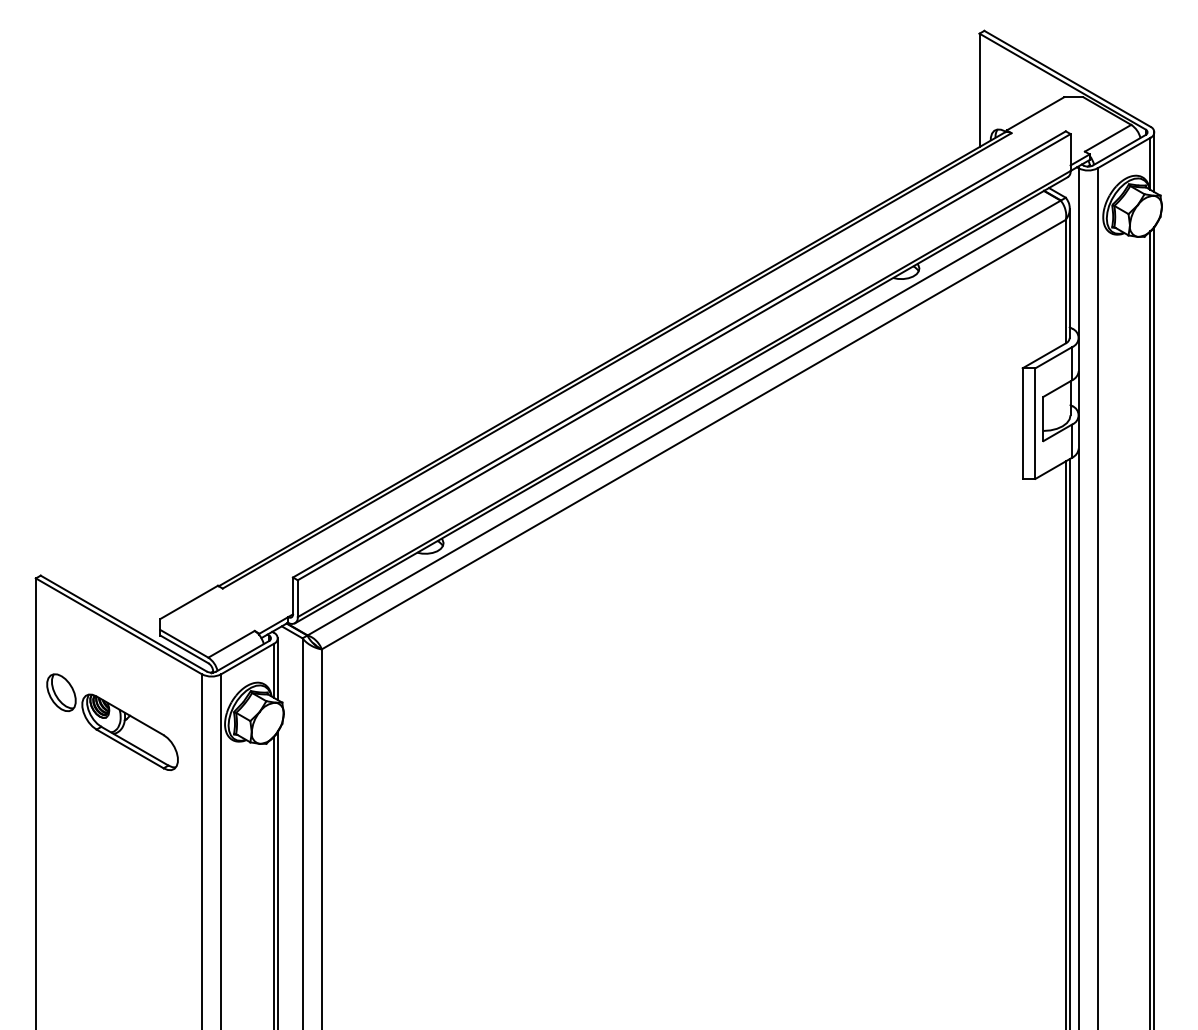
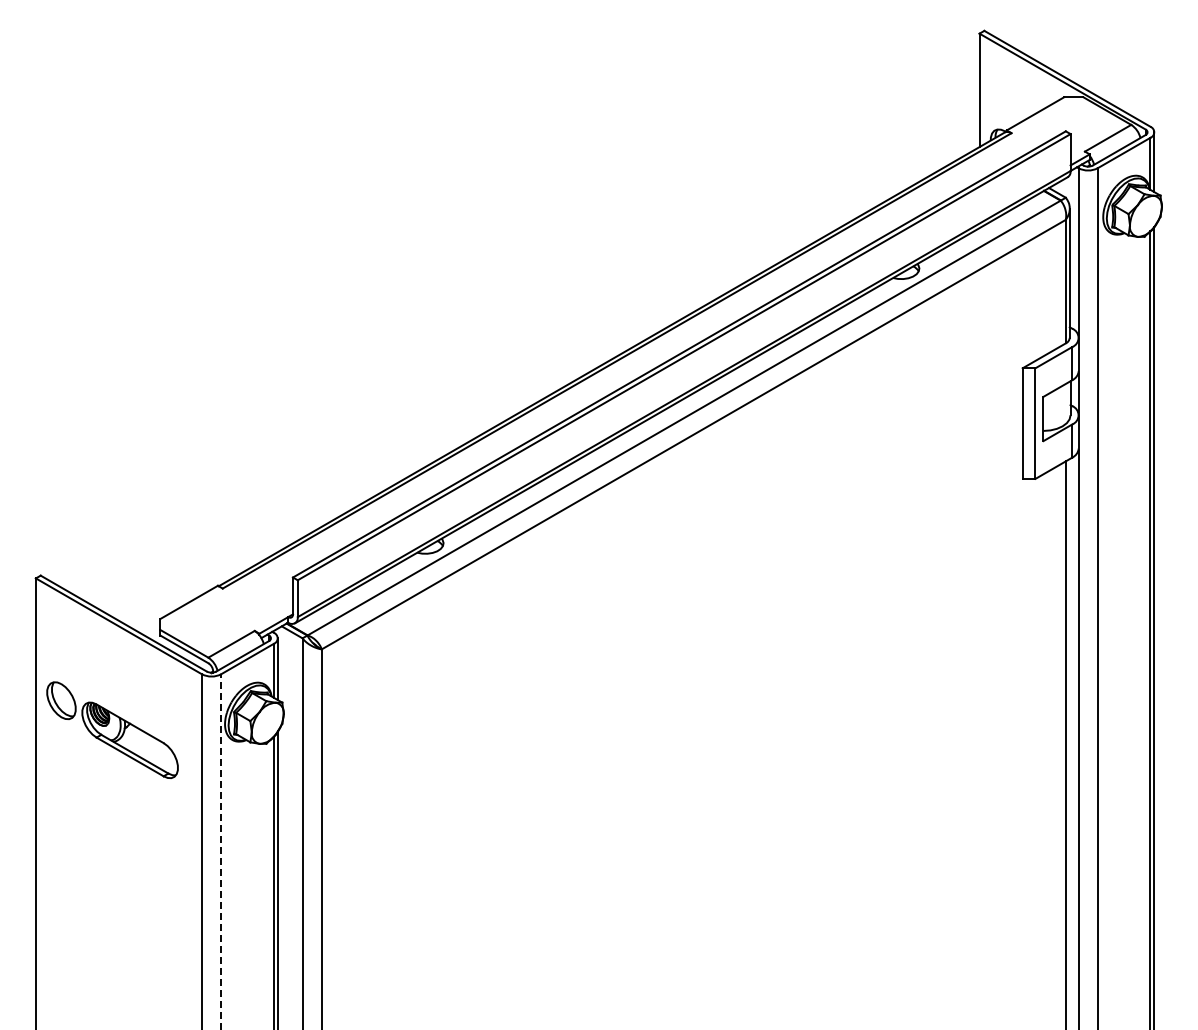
part position: (112, 721) -> (112, 729) (112, 729)
line: present -> none (1069, 742)
line: solid -> dashed (221, 851)
